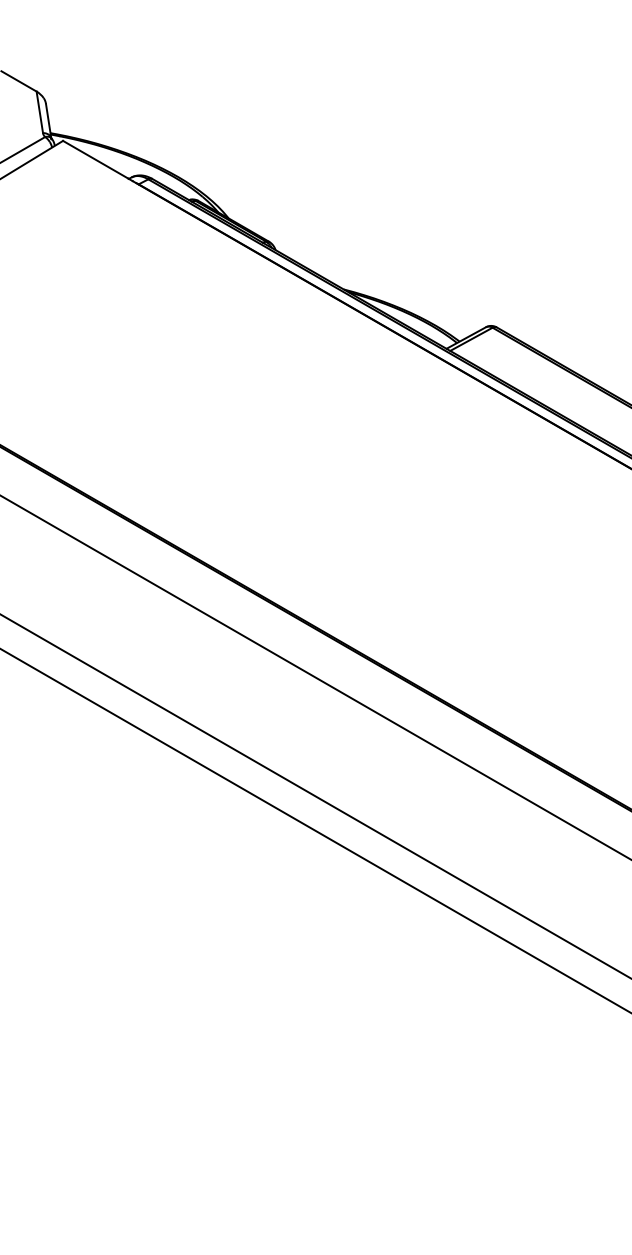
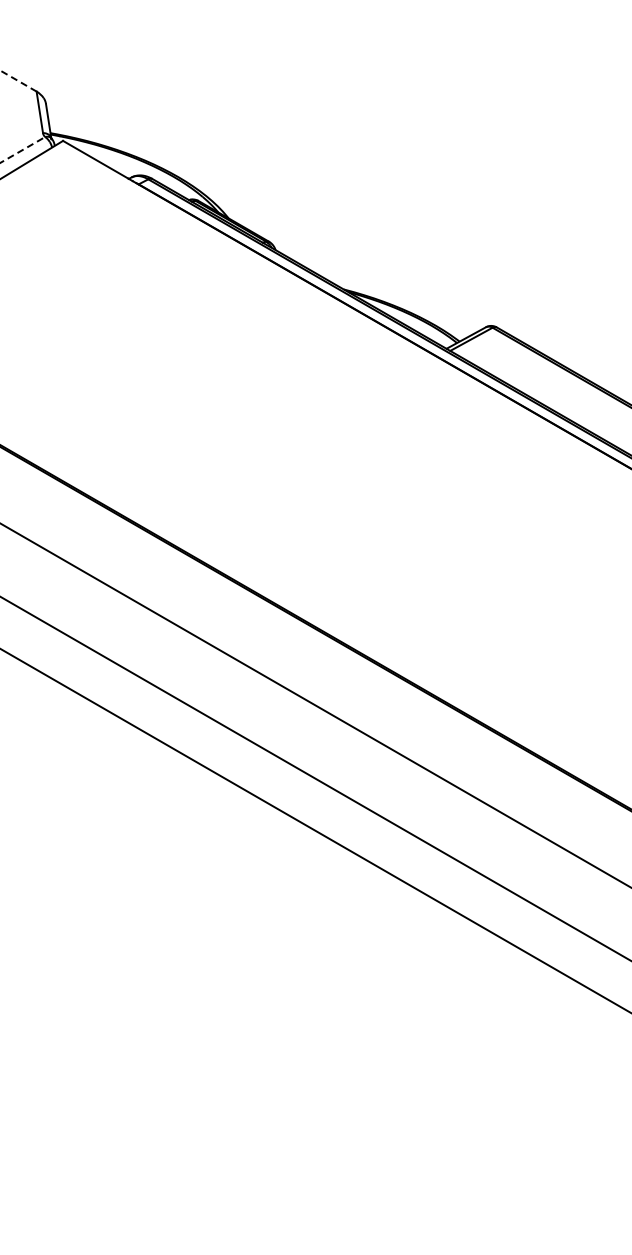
line: solid -> dashed (19, 81)
line: solid -> dashed (22, 150)
line position: (315, 677) -> (315, 705) (315, 705)
line position: (315, 795) -> (315, 778) (315, 778)
